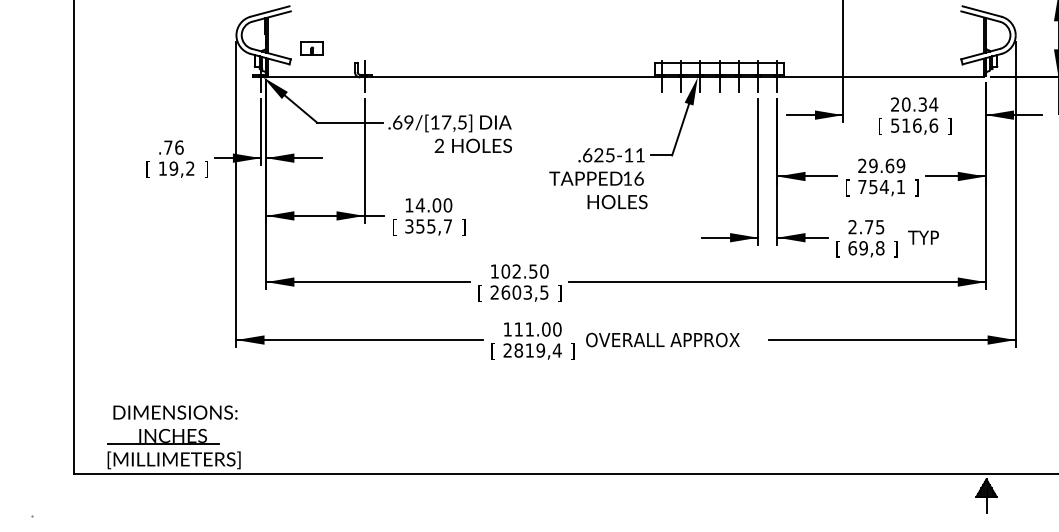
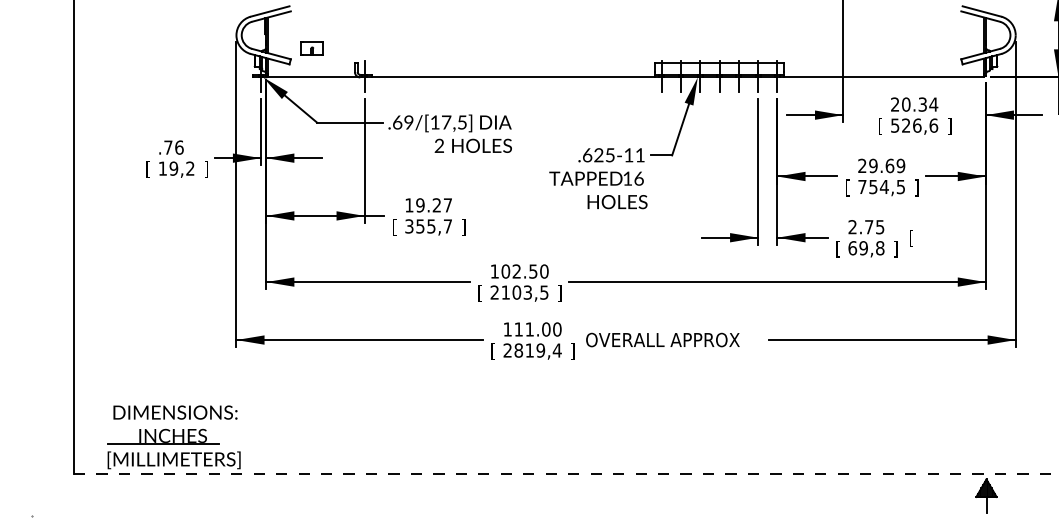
text: 516,6 -> 526,6 (906, 125)
text: 754,1 -> 754,5 (900, 187)
text: 14.00 -> 19.27 (433, 205)
text: TYP -> [ (923, 238)
text: 2603,5 -> 2103,5 (505, 292)
line: solid -> dashed (566, 473)
